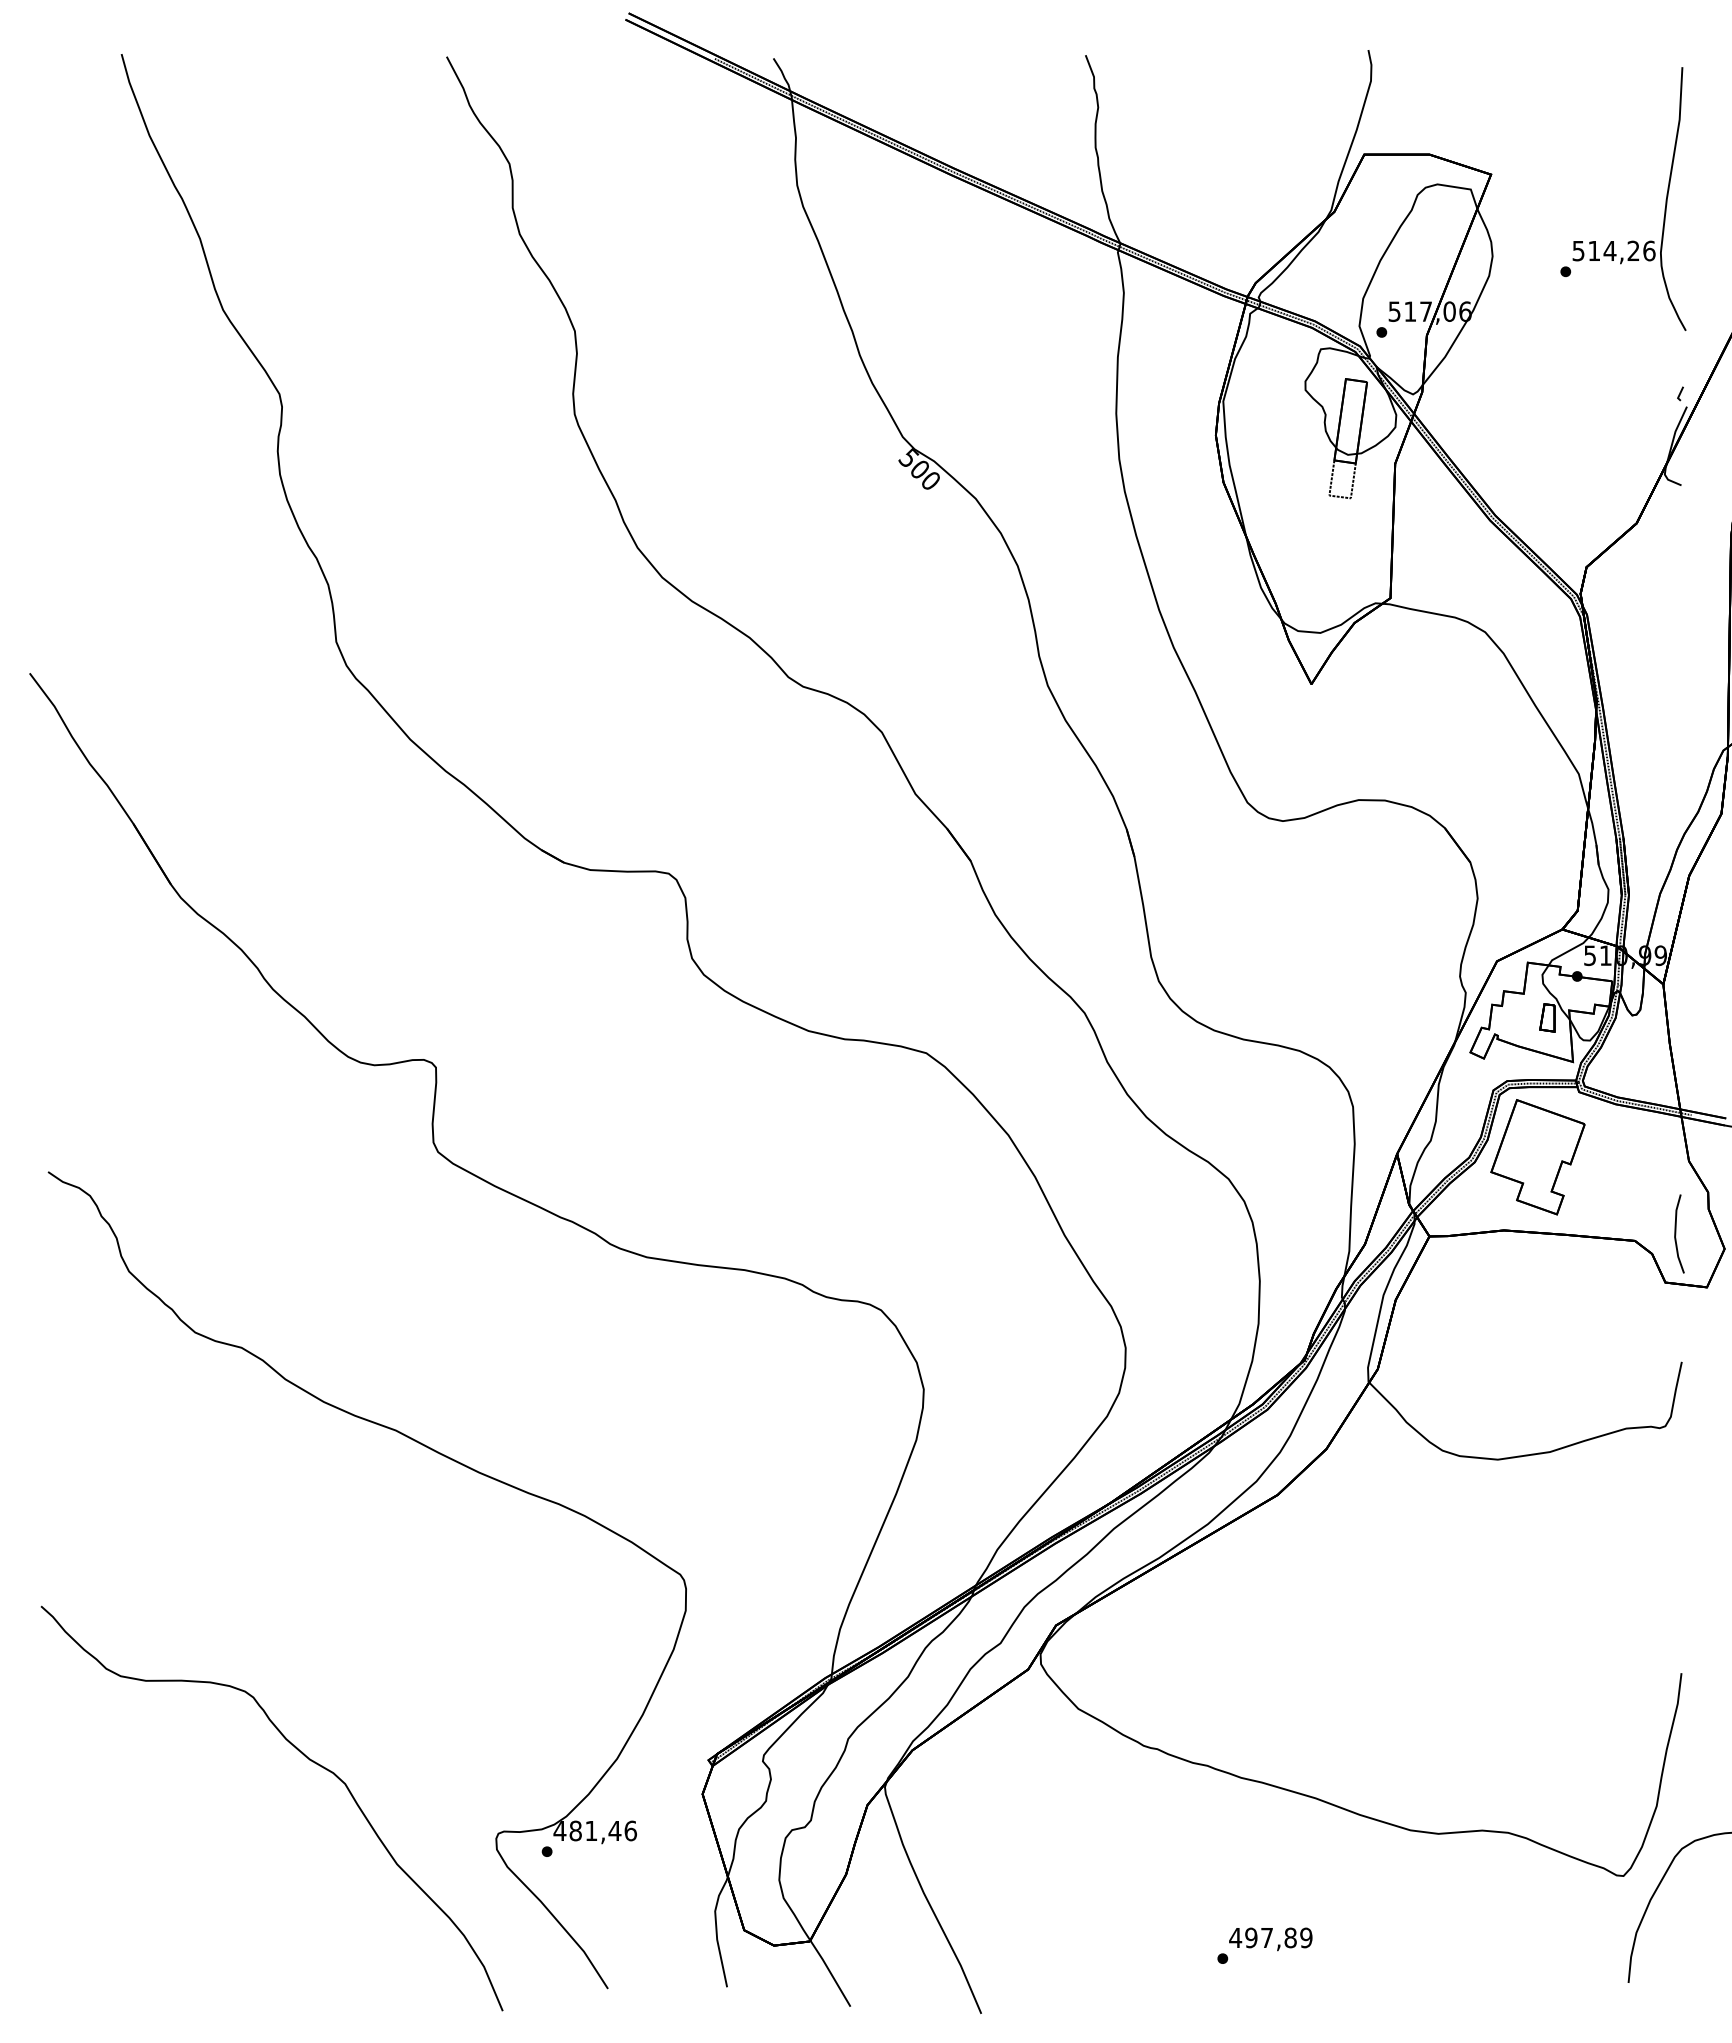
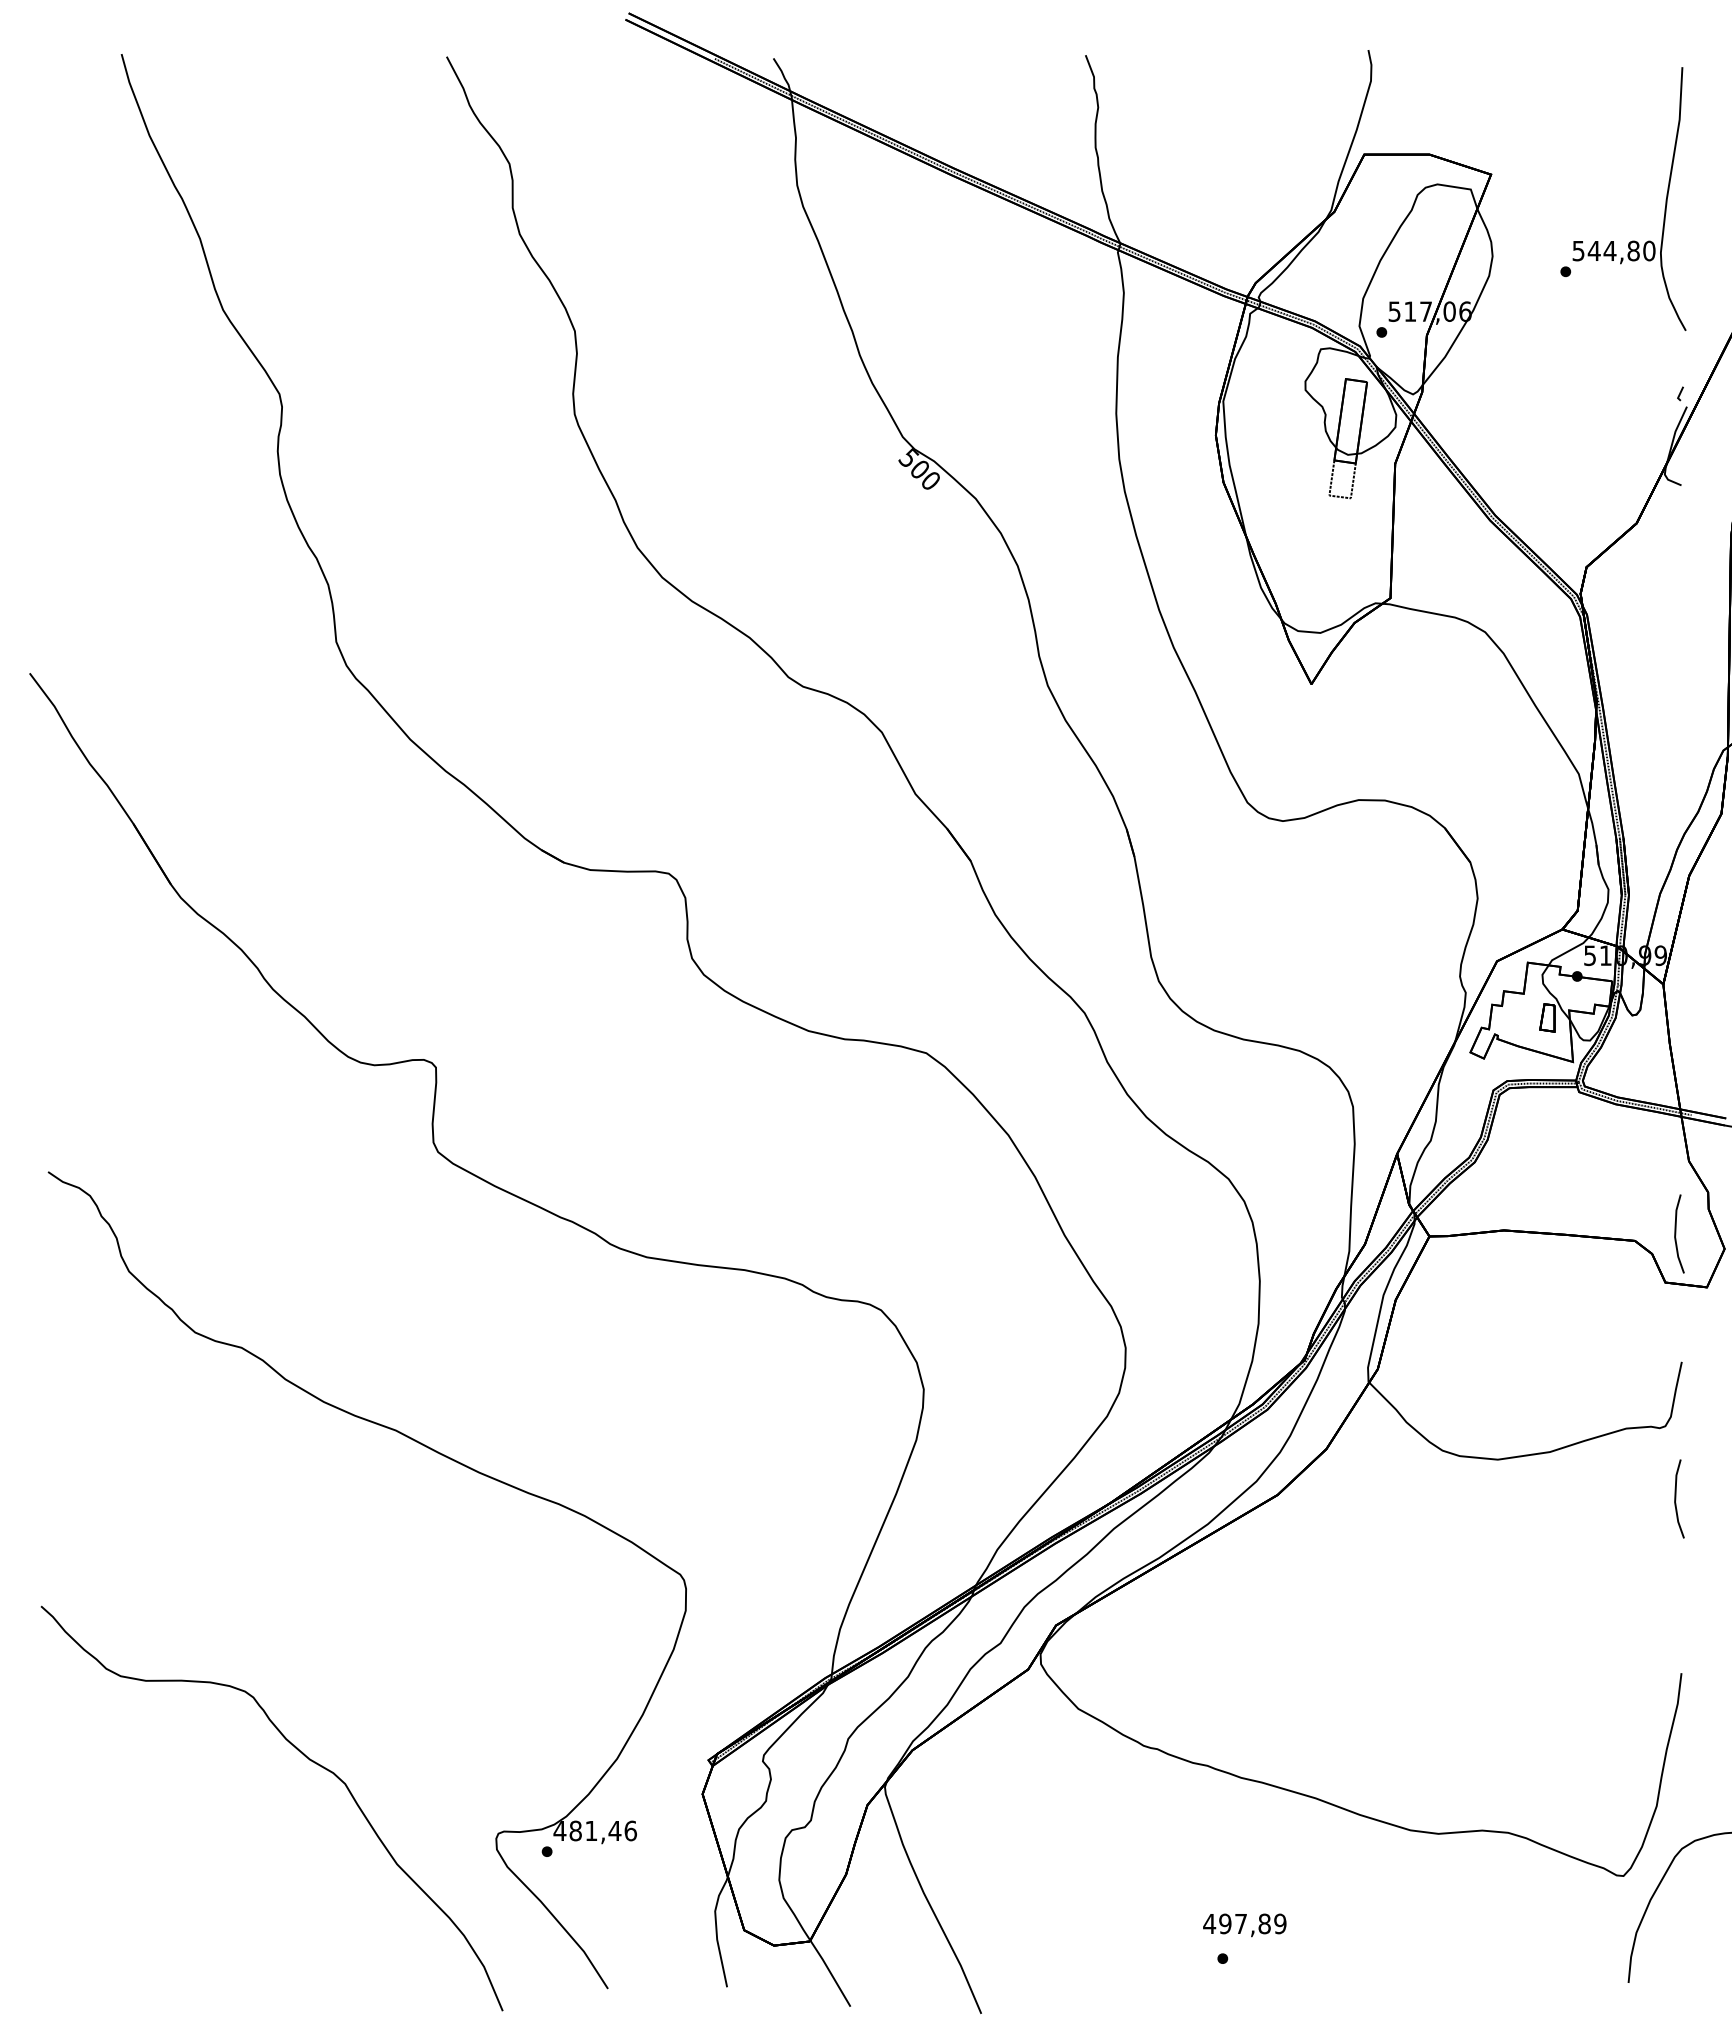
text: 514,26 -> 544,80 (1621, 250)
part: present -> none (1537, 1157)
line: none -> present (1676, 1498)
text position: (1270, 1939) -> (1244, 1925) (1244, 1925)
